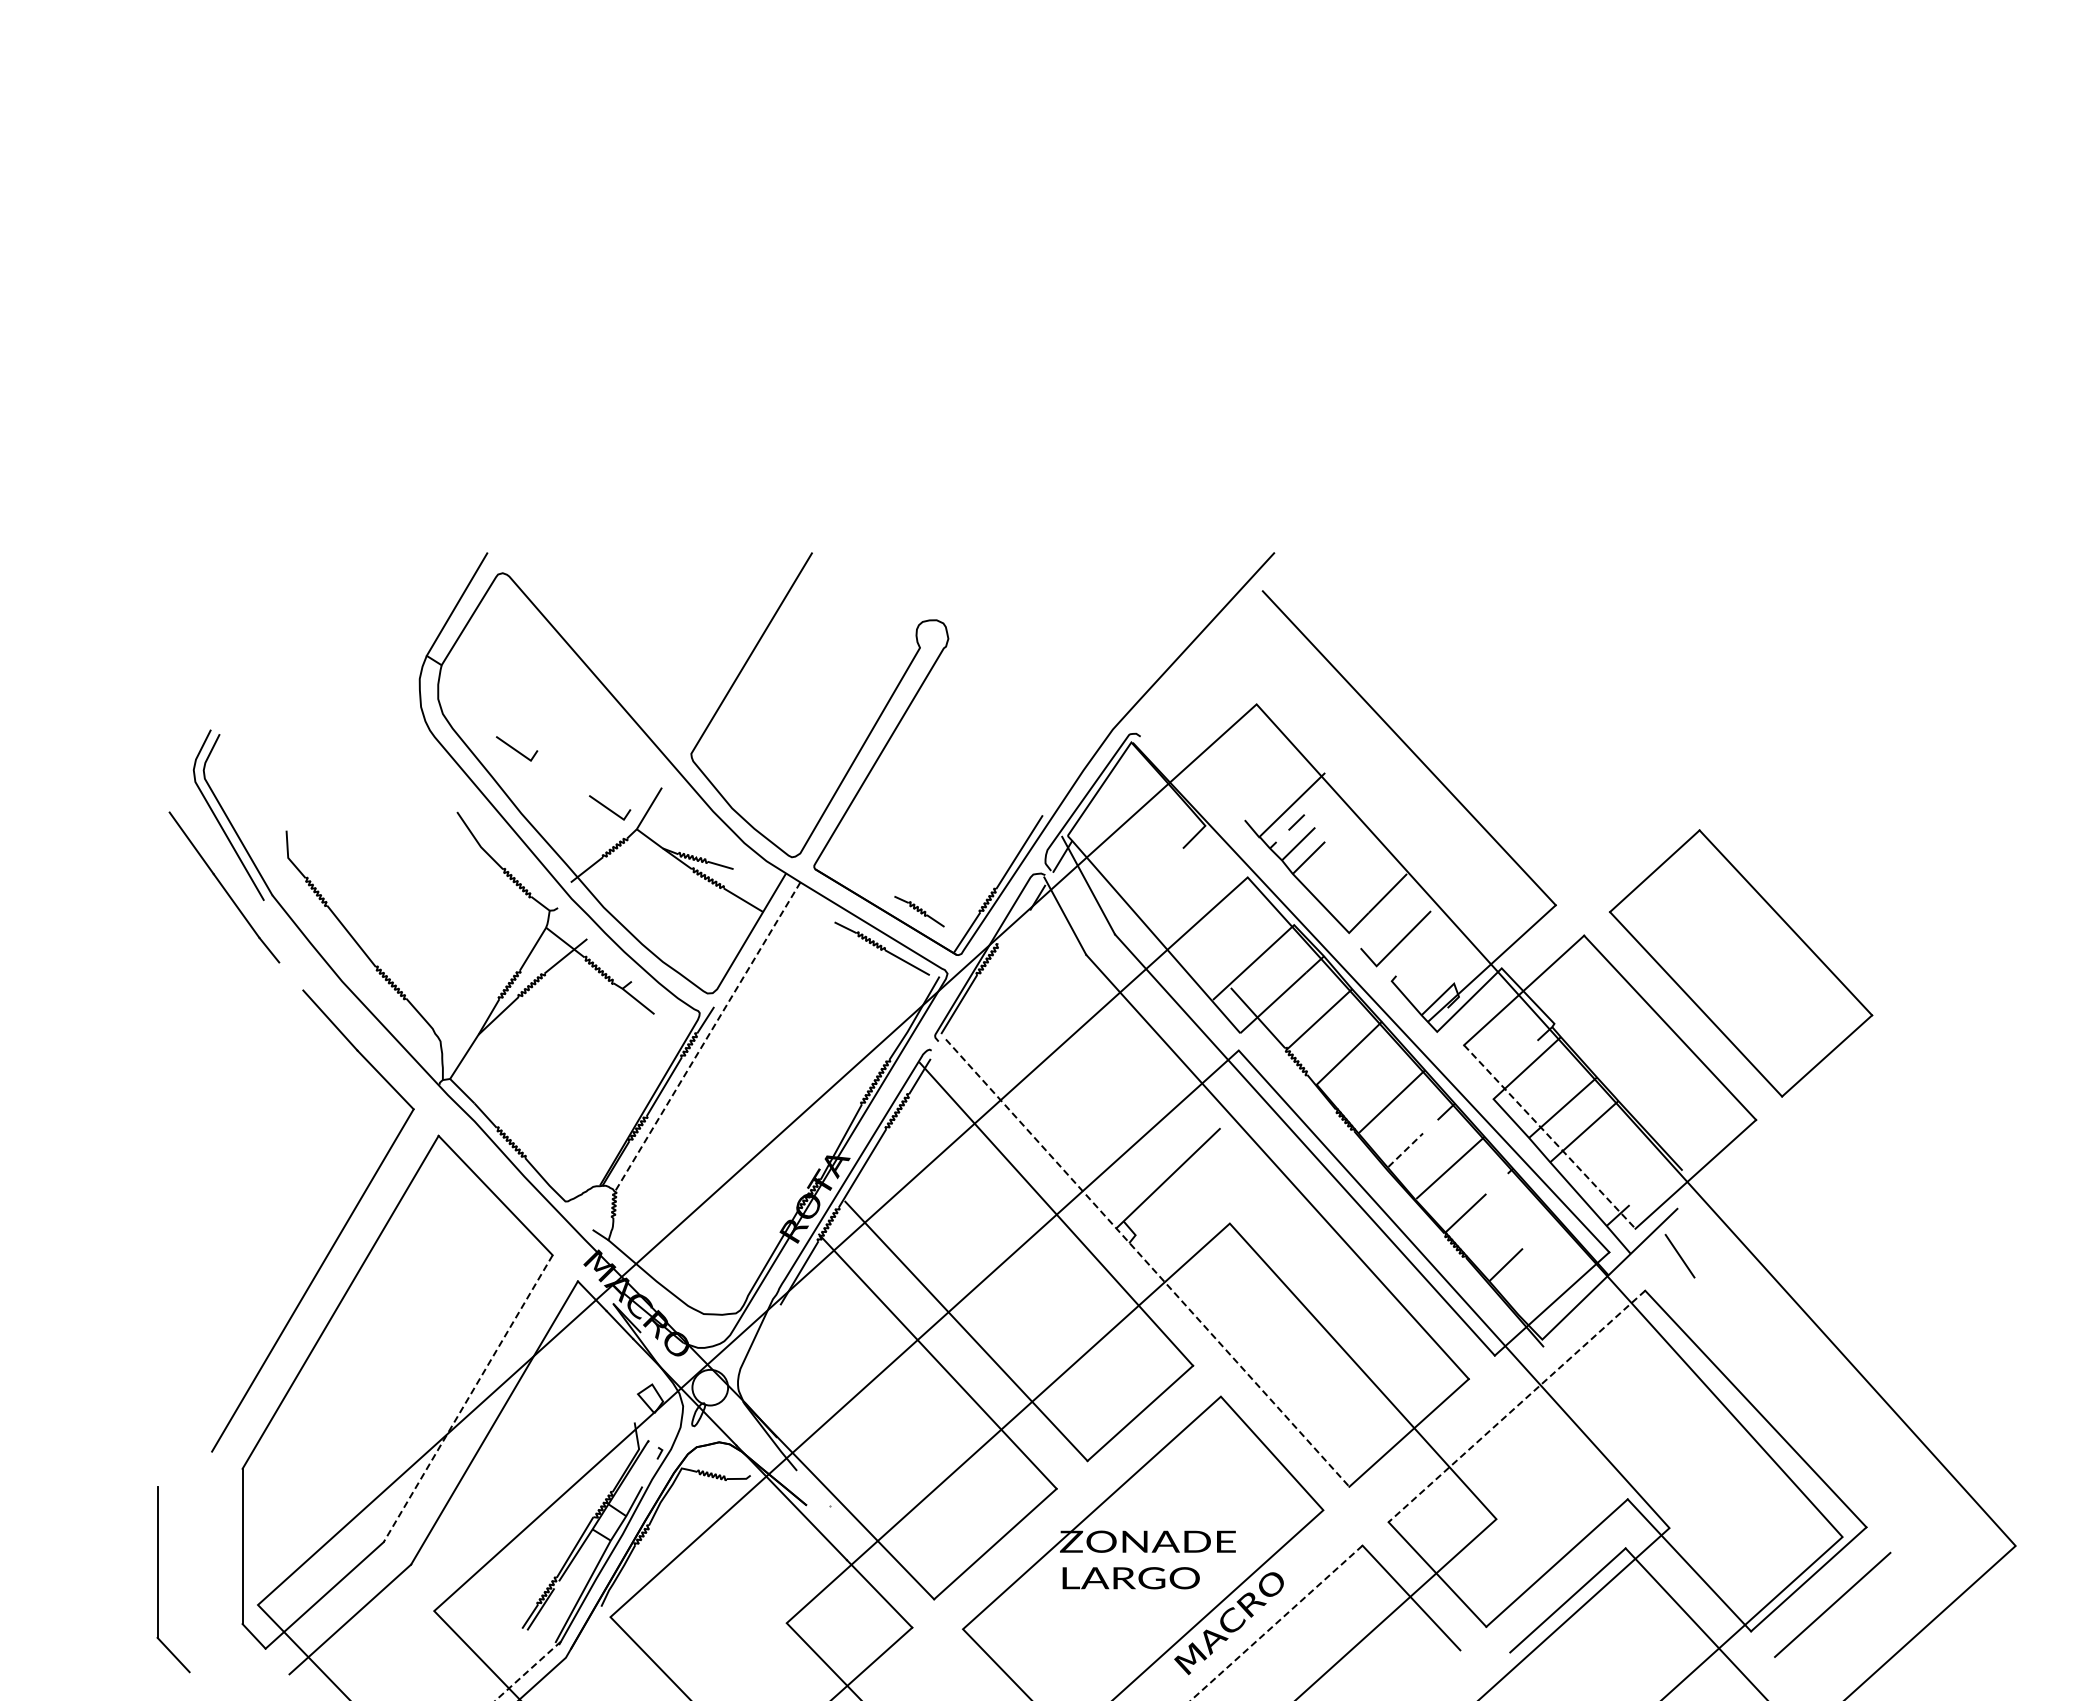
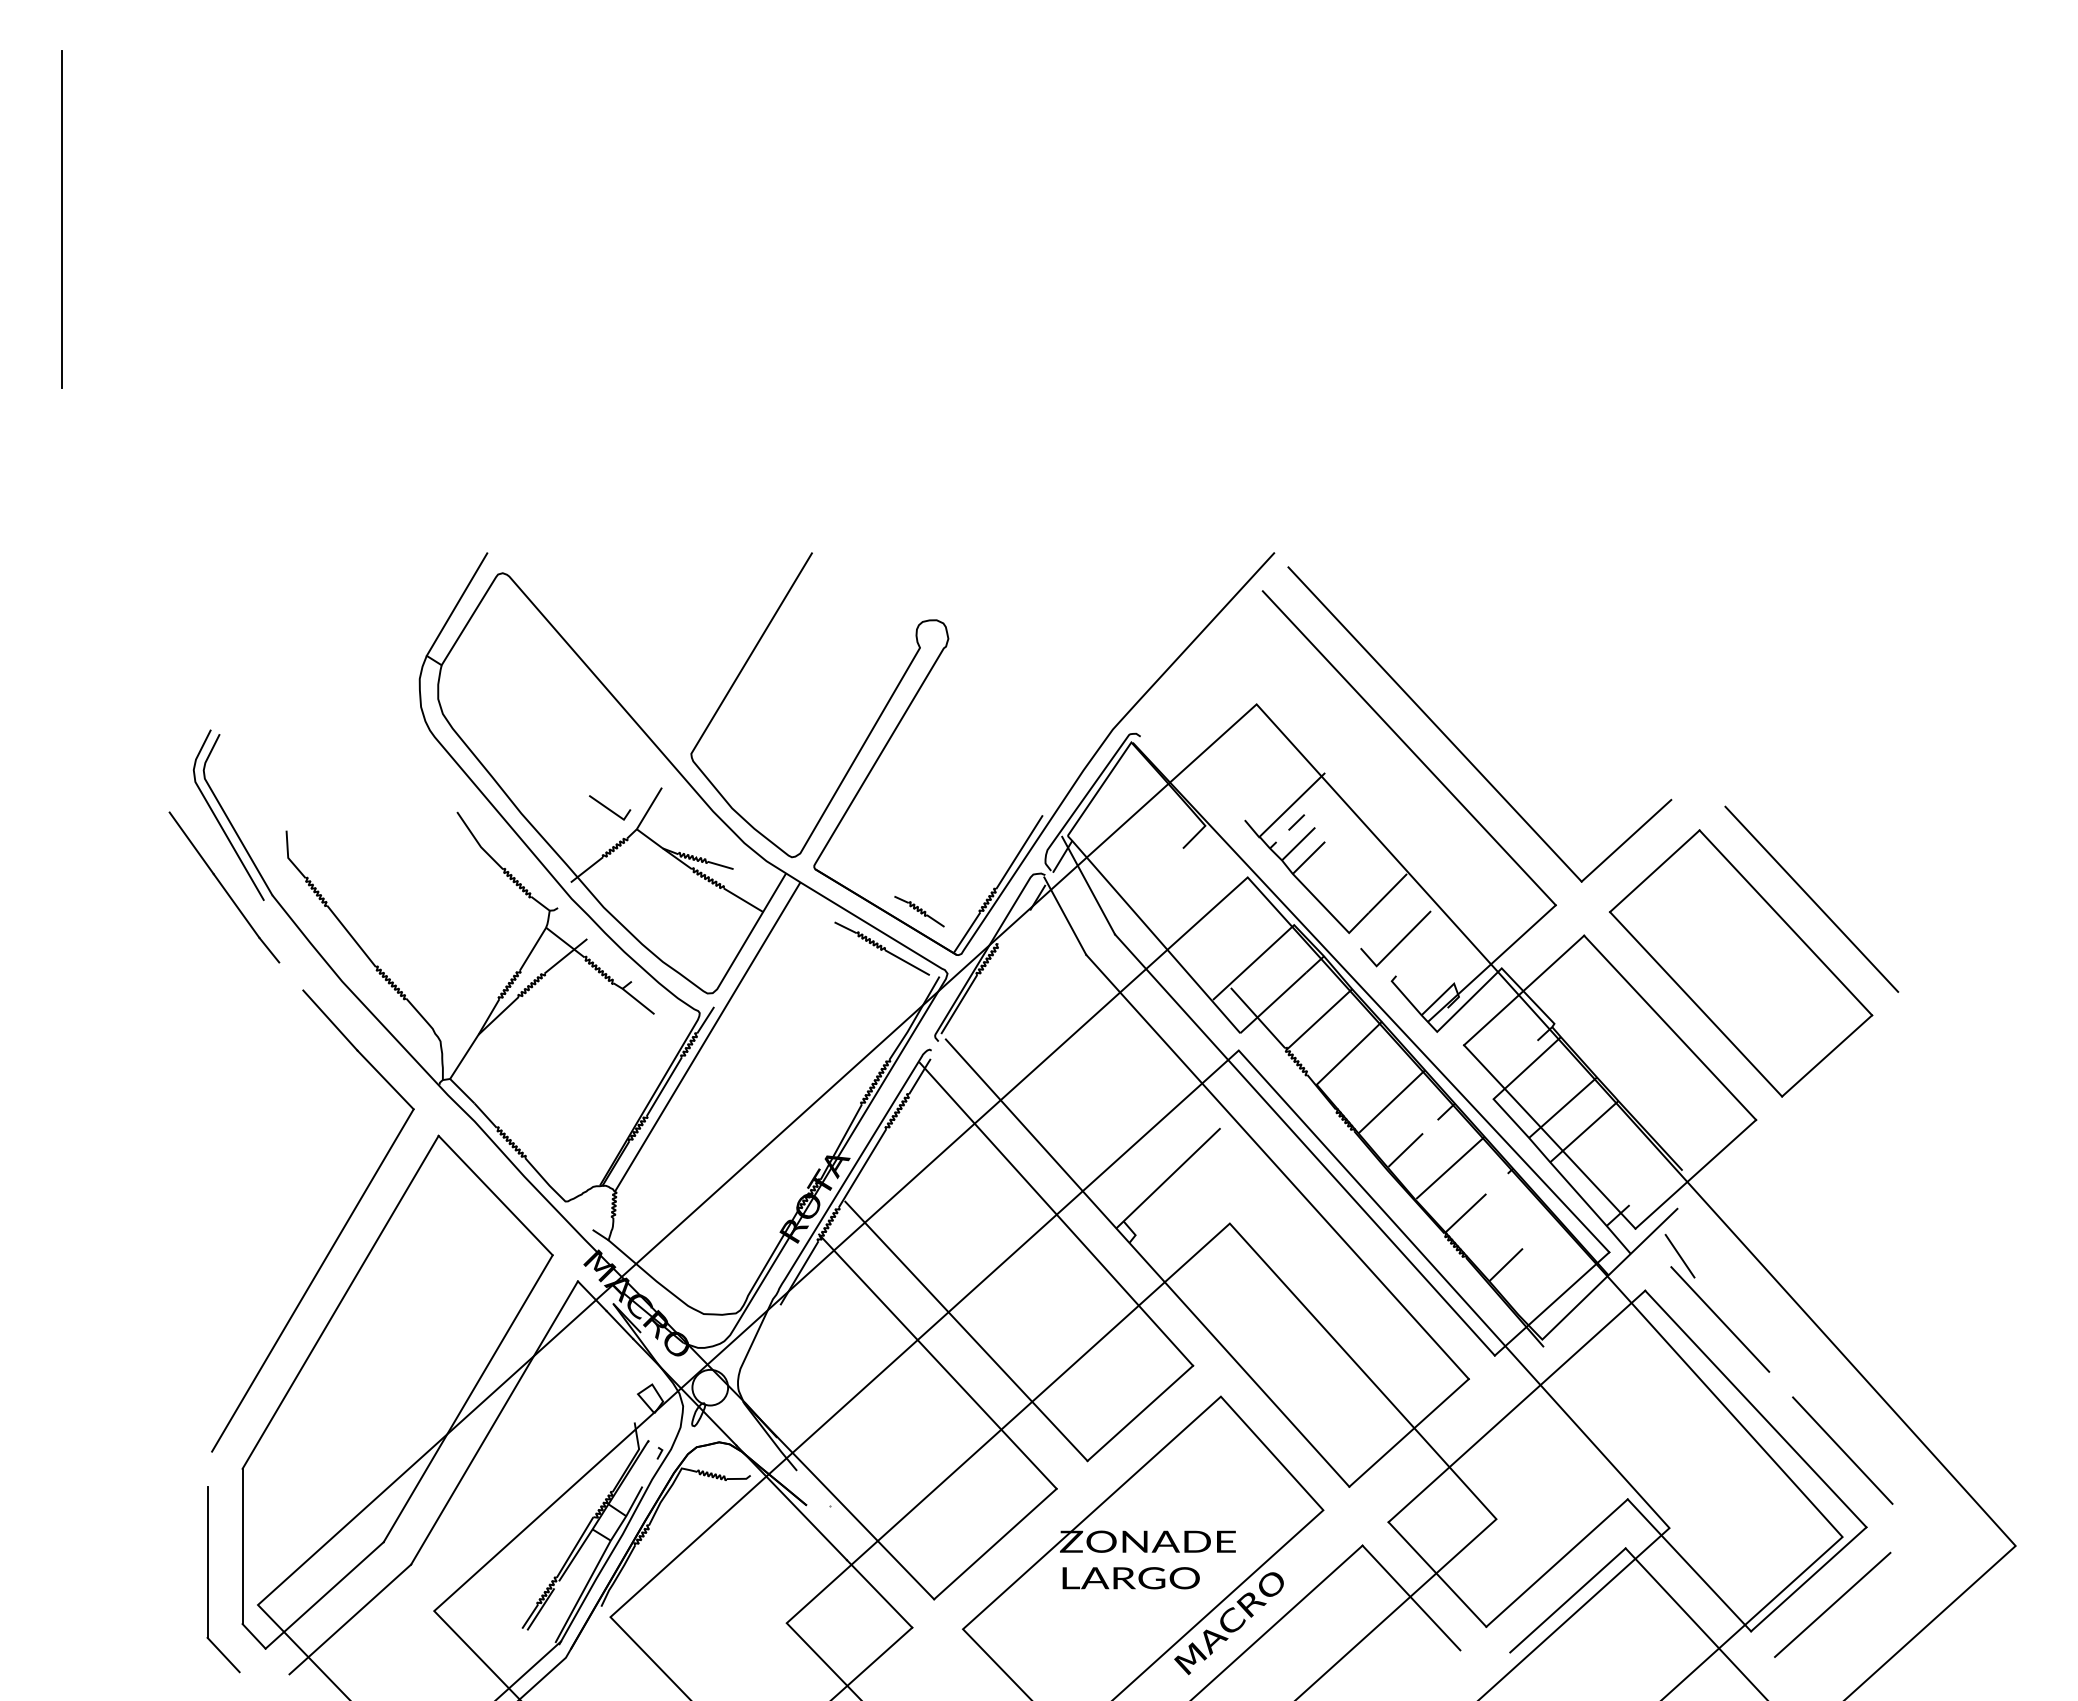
line: none -> present (62, 219)
part: none -> present (1455, 744)
line: present -> none (516, 749)
line: none -> present (1811, 898)
line: dashed -> solid (707, 1037)
line: dashed -> solid (1549, 1136)
line: dashed -> solid (1406, 1149)
line: dashed -> solid (1147, 1263)
line: none -> present (1720, 1319)
line: dashed -> solid (468, 1398)
line: dashed -> solid (1516, 1406)
line: none -> present (1842, 1450)
part position: (158, 1579) -> (208, 1579) (208, 1579)
line: dashed -> solid (1276, 1623)
line: dashed -> solid (528, 1670)
